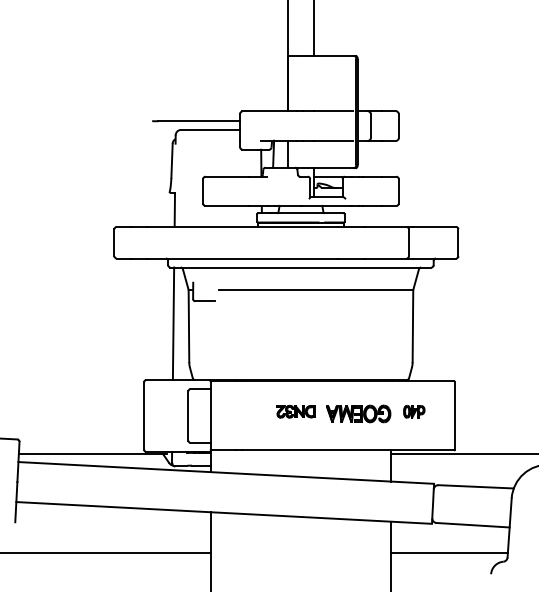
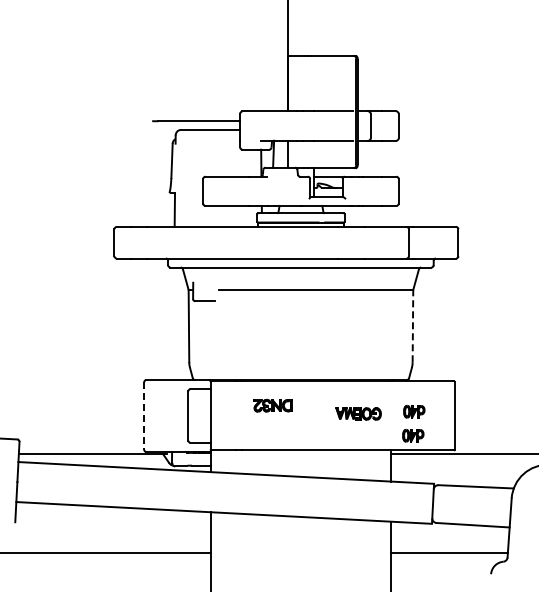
line: present -> none (313, 28)
line: present -> none (173, 323)
line: solid -> dashed (412, 325)
part position: (295, 411) -> (272, 405) (272, 405)
part size: 66x20 px -> 47x14 px (358, 413)
line: solid -> dashed (144, 415)
part: none -> present (413, 435)
